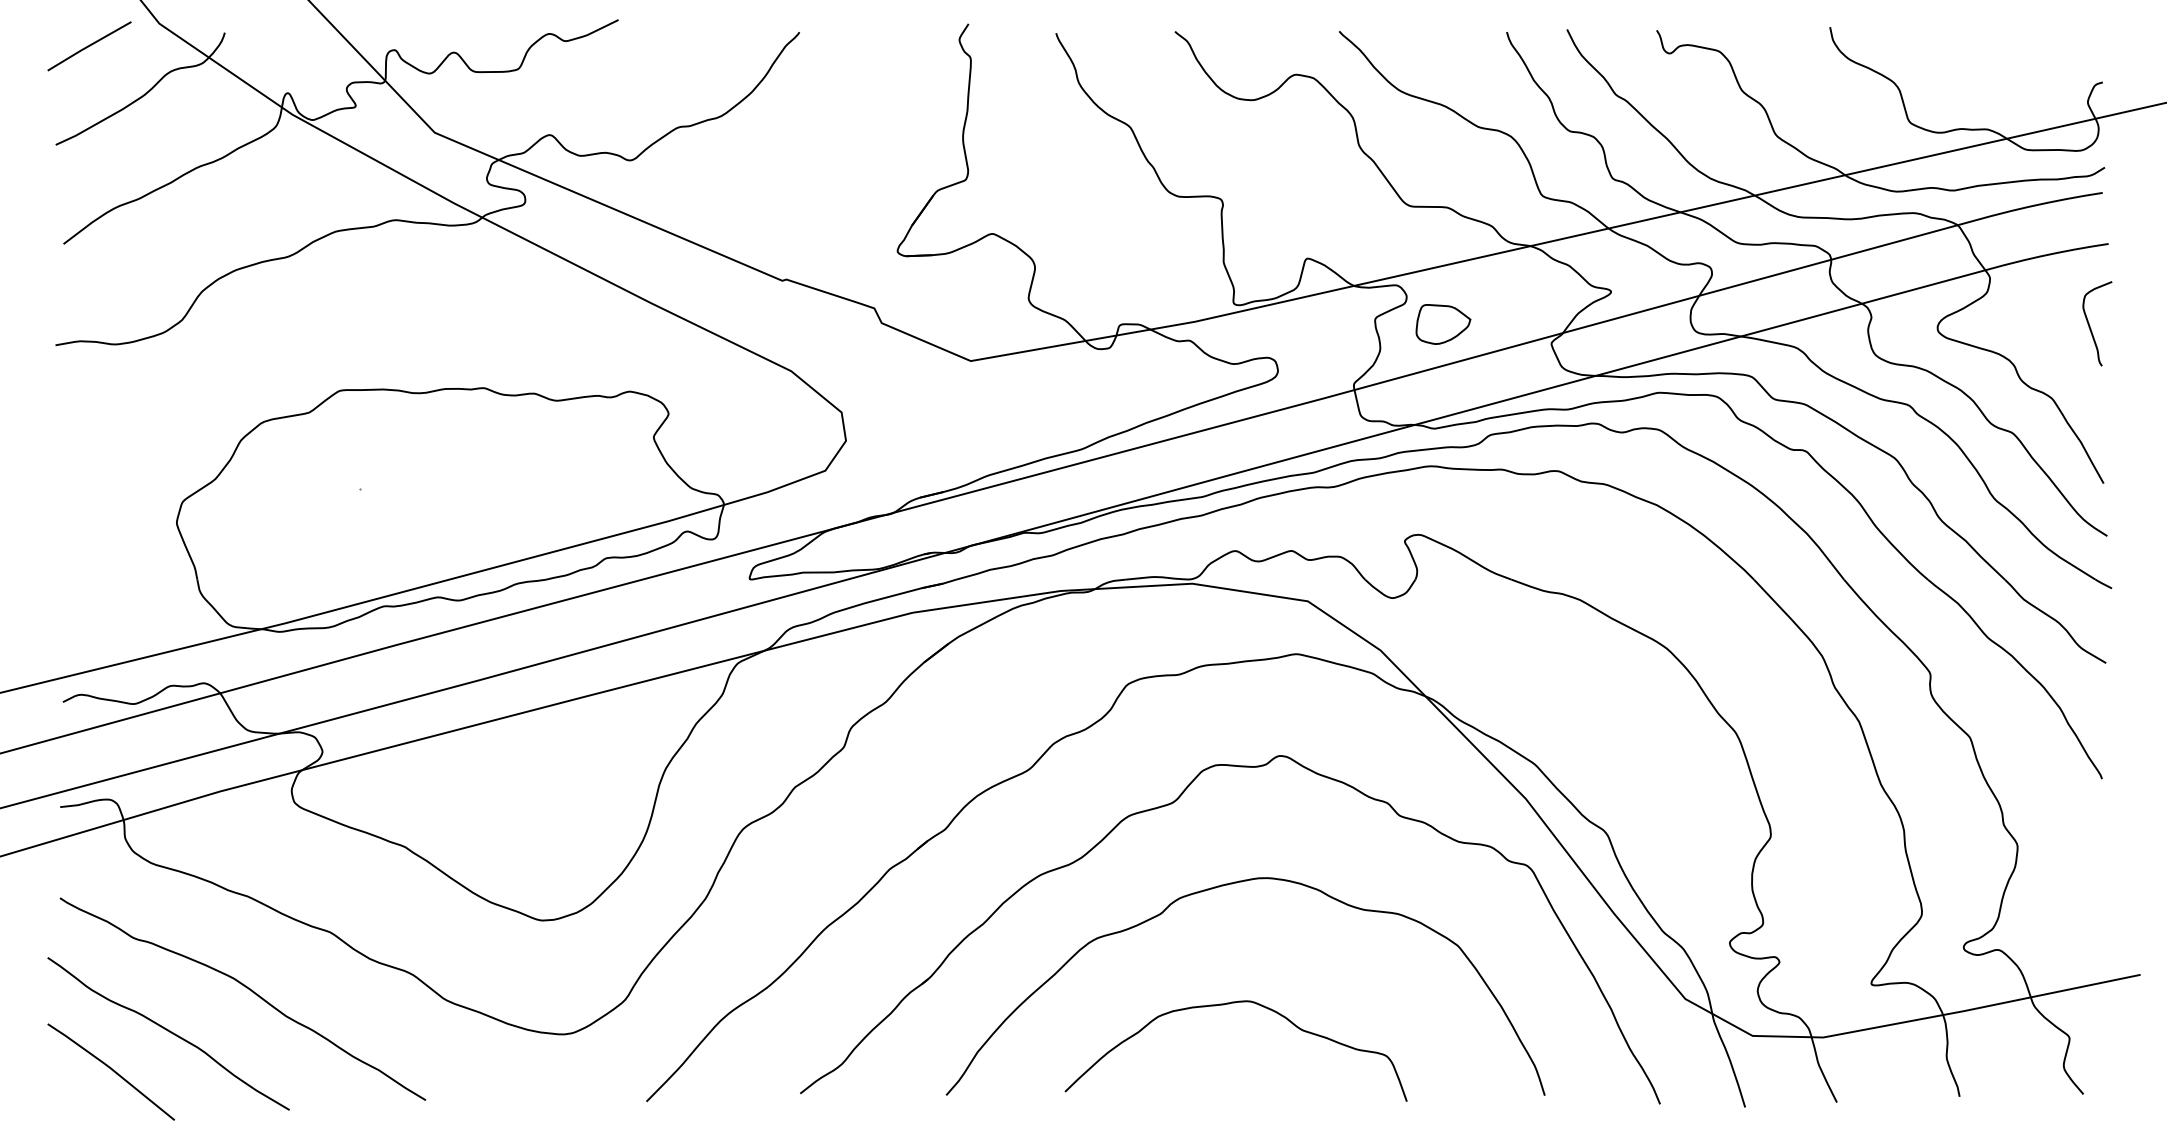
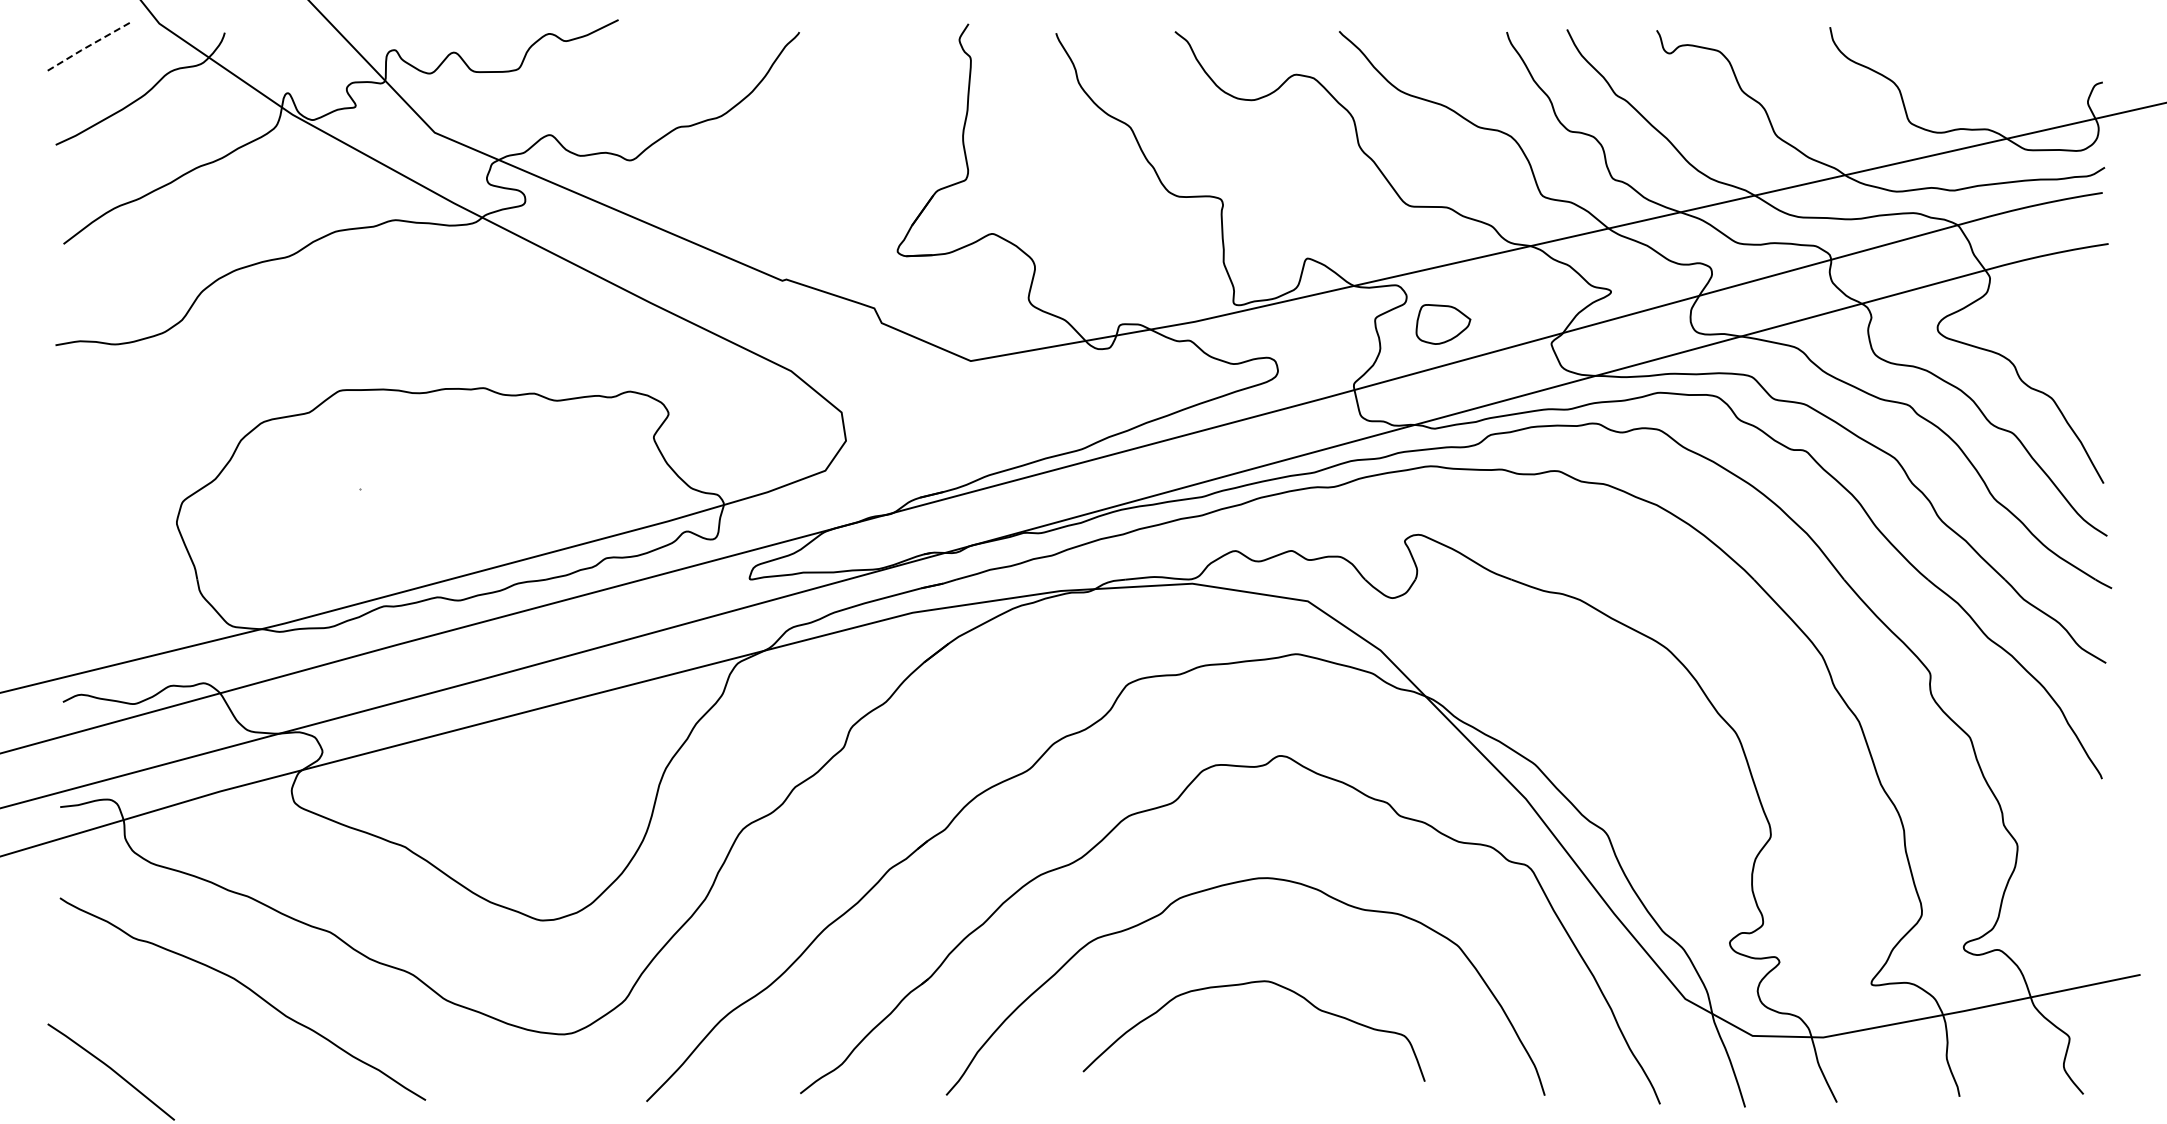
line: solid -> dashed (88, 46)
curve: present -> none (2090, 325)
curve position: (1224, 1005) -> (1242, 985) (1242, 985)
curve: present -> none (169, 1032)
